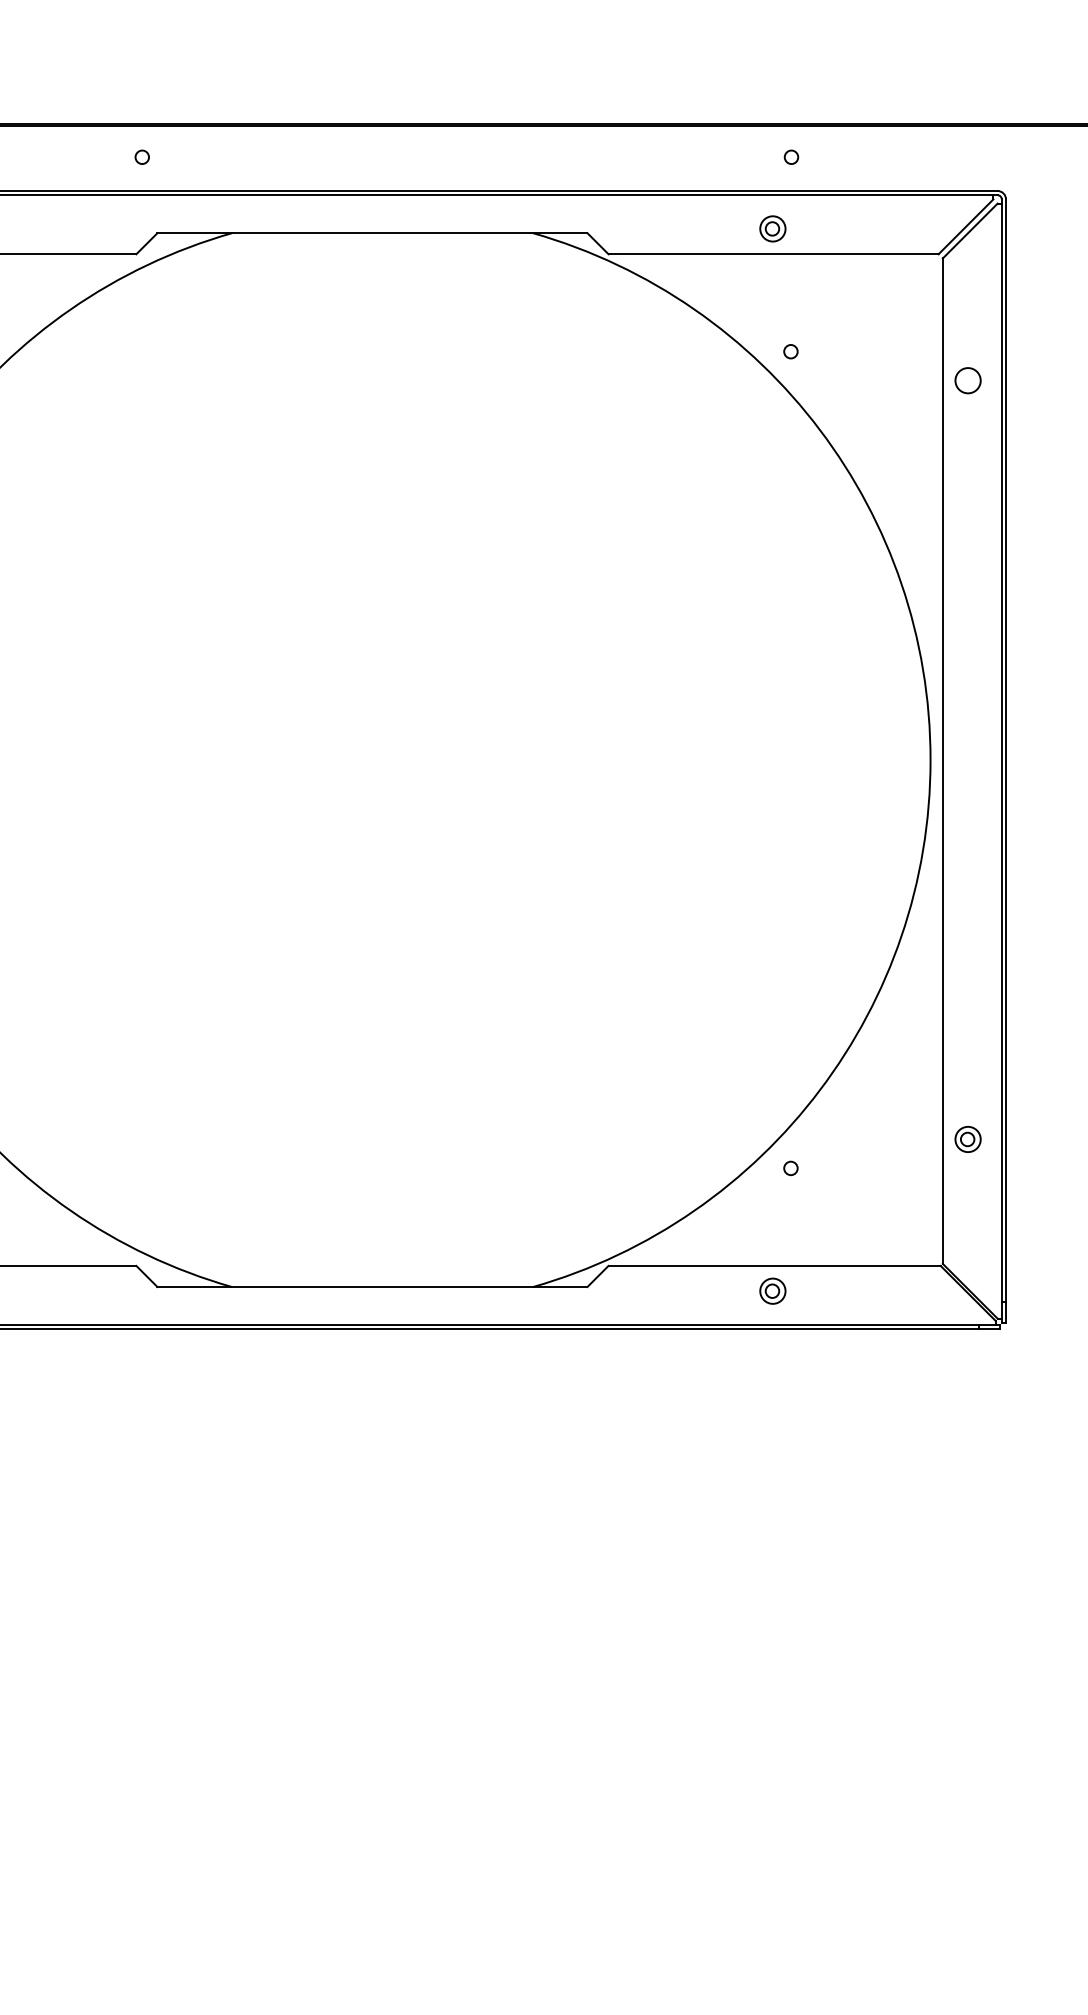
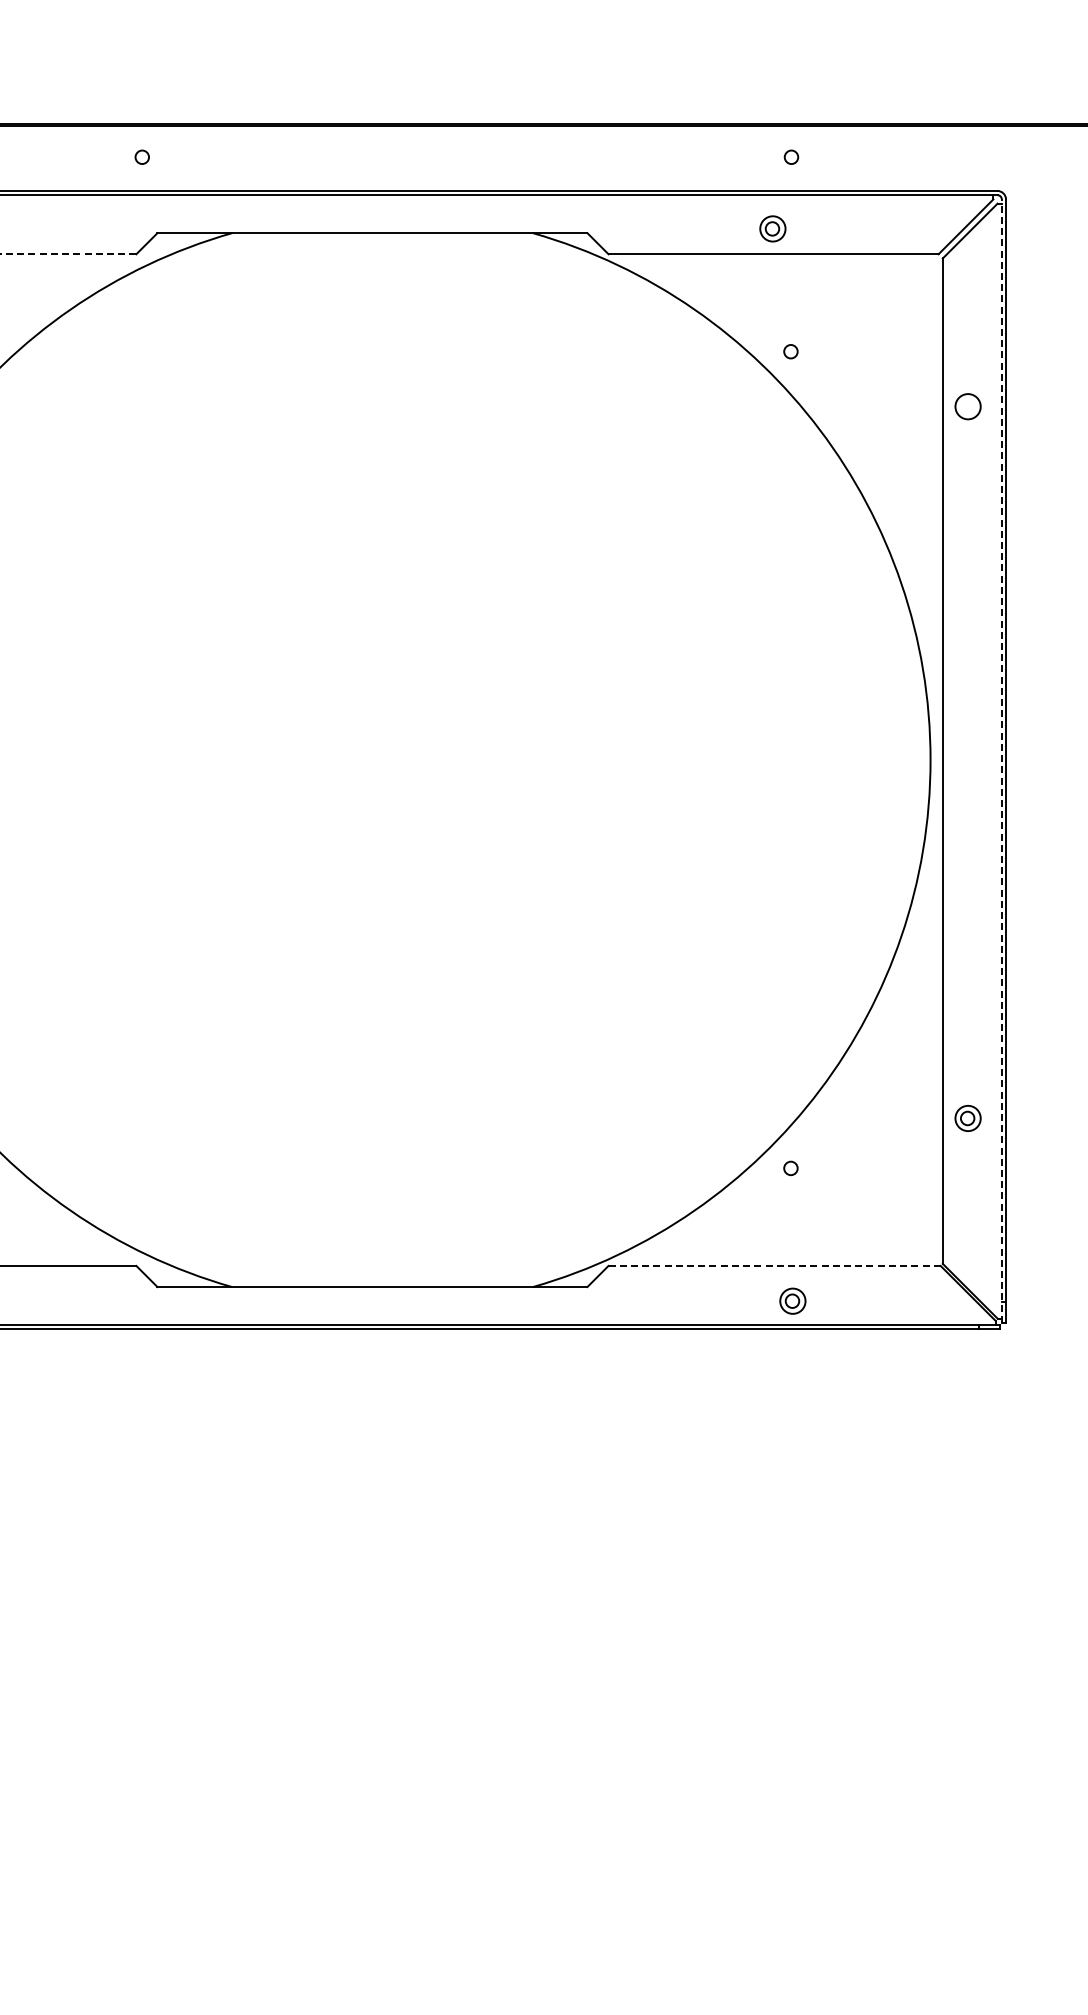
line: solid -> dashed (68, 254)
circle position: (967, 380) -> (967, 406) (967, 406)
line: solid -> dashed (1001, 761)
part position: (967, 1139) -> (967, 1118) (967, 1118)
line: solid -> dashed (775, 1265)
part position: (772, 1290) -> (792, 1300) (792, 1300)
